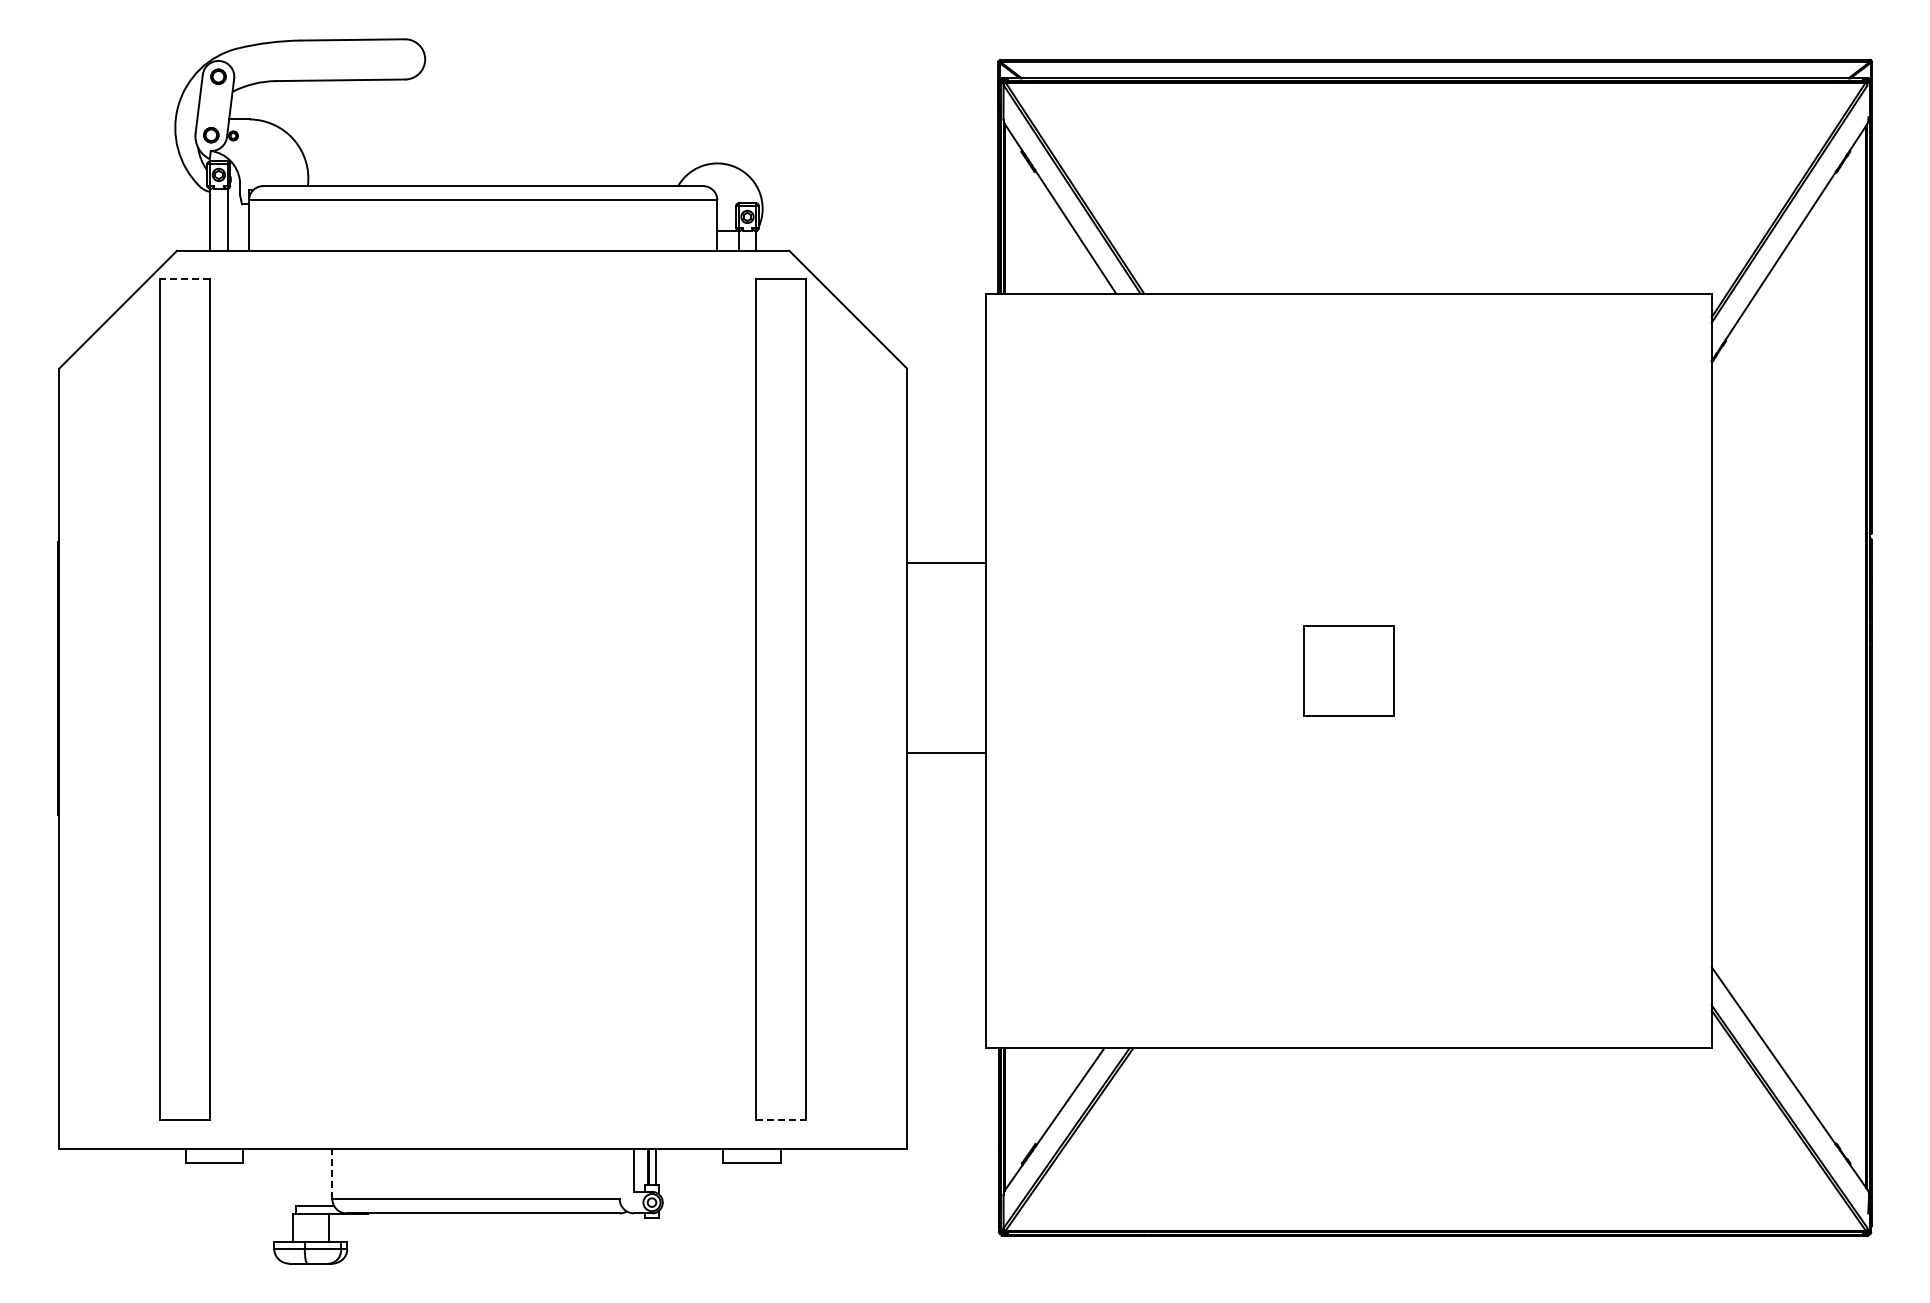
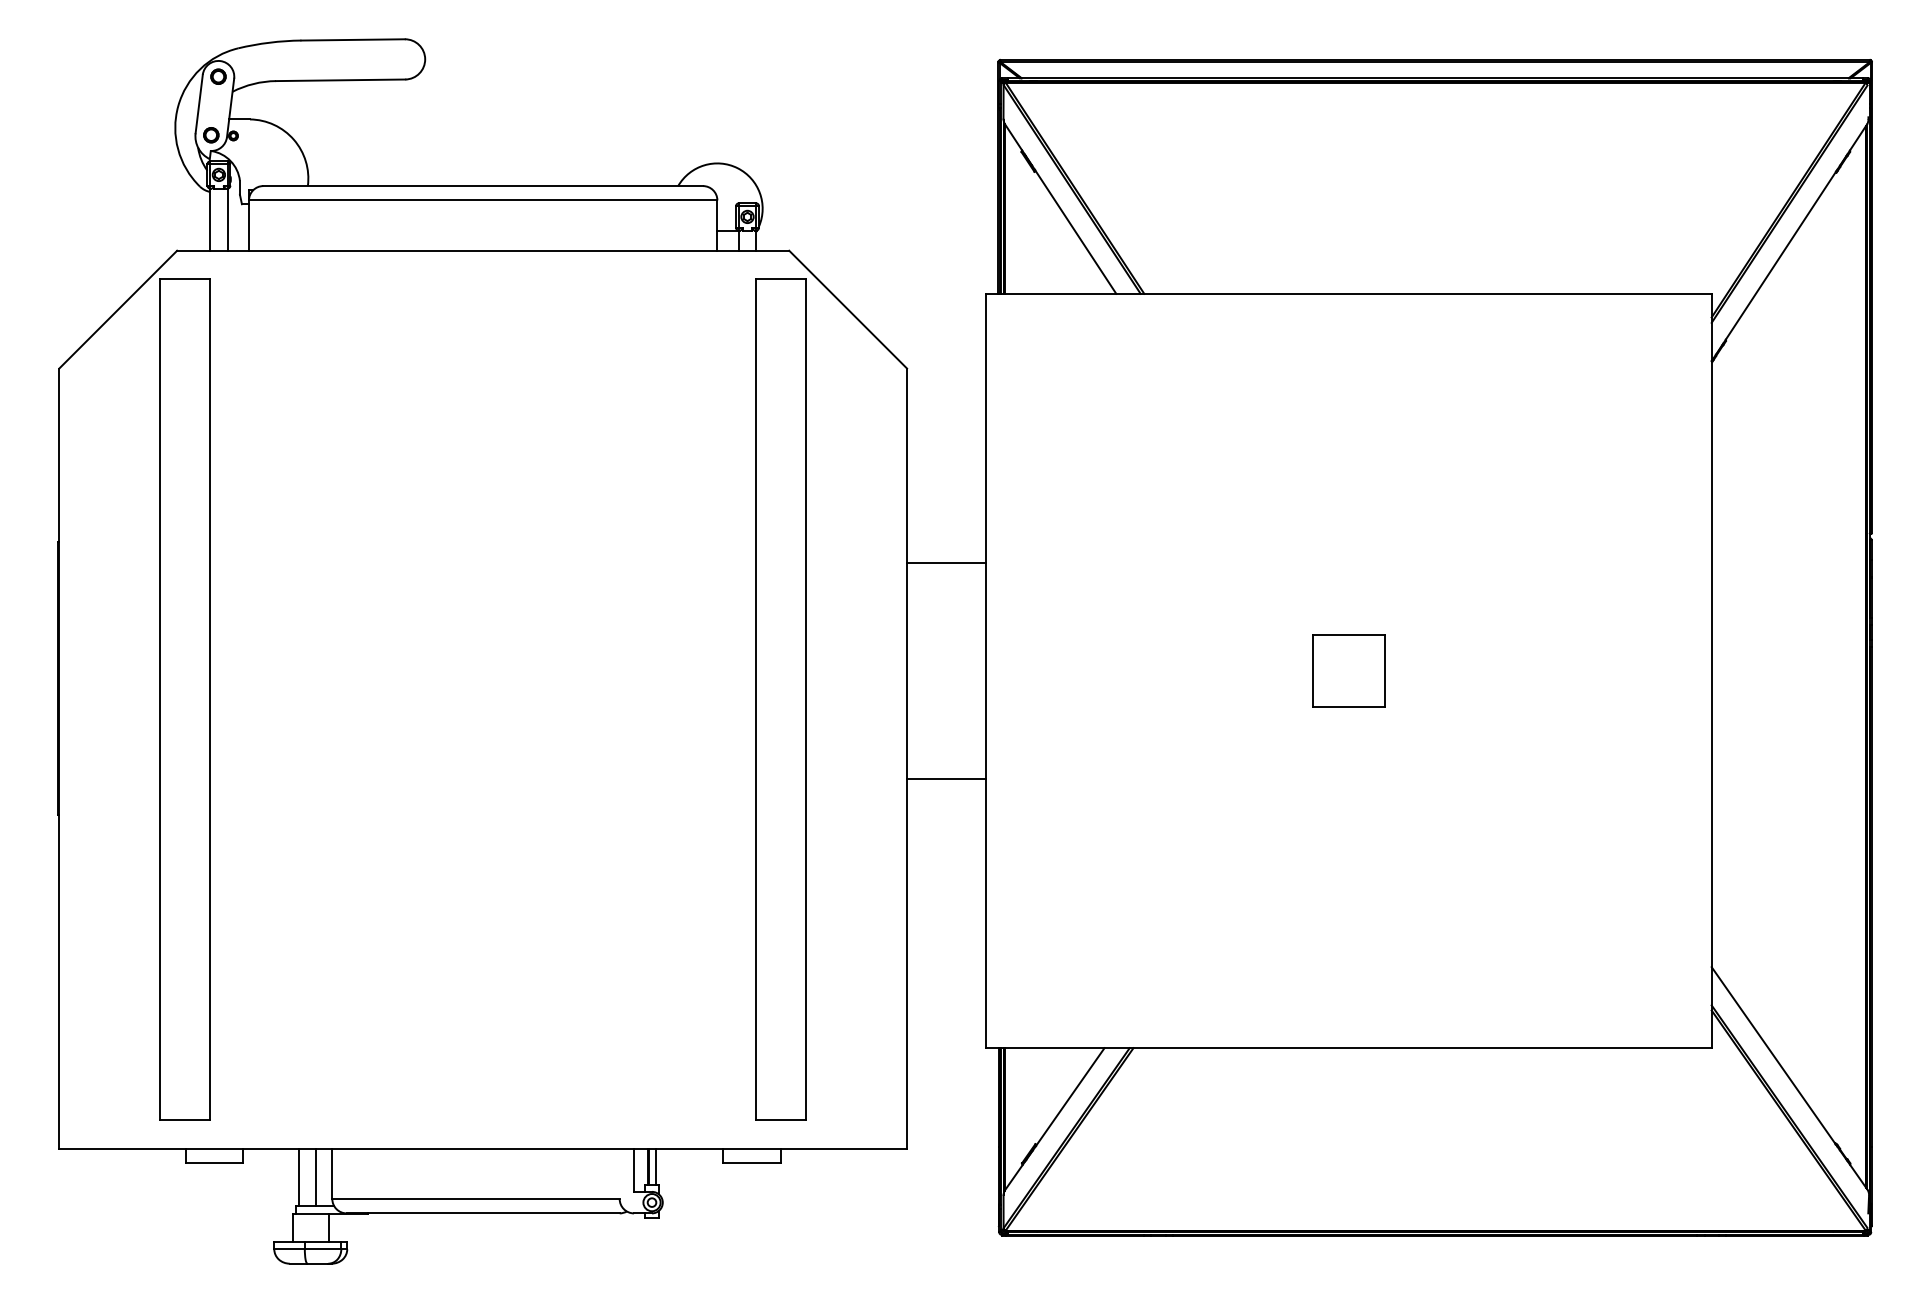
line: dashed -> solid (184, 279)
part size: 92x92 px -> 74x74 px (1348, 670)
line position: (946, 752) -> (946, 778) (946, 778)
line: dashed -> solid (781, 1120)
line: dashed -> solid (332, 1173)
line: none -> present (298, 1177)
line: none -> present (316, 1177)
